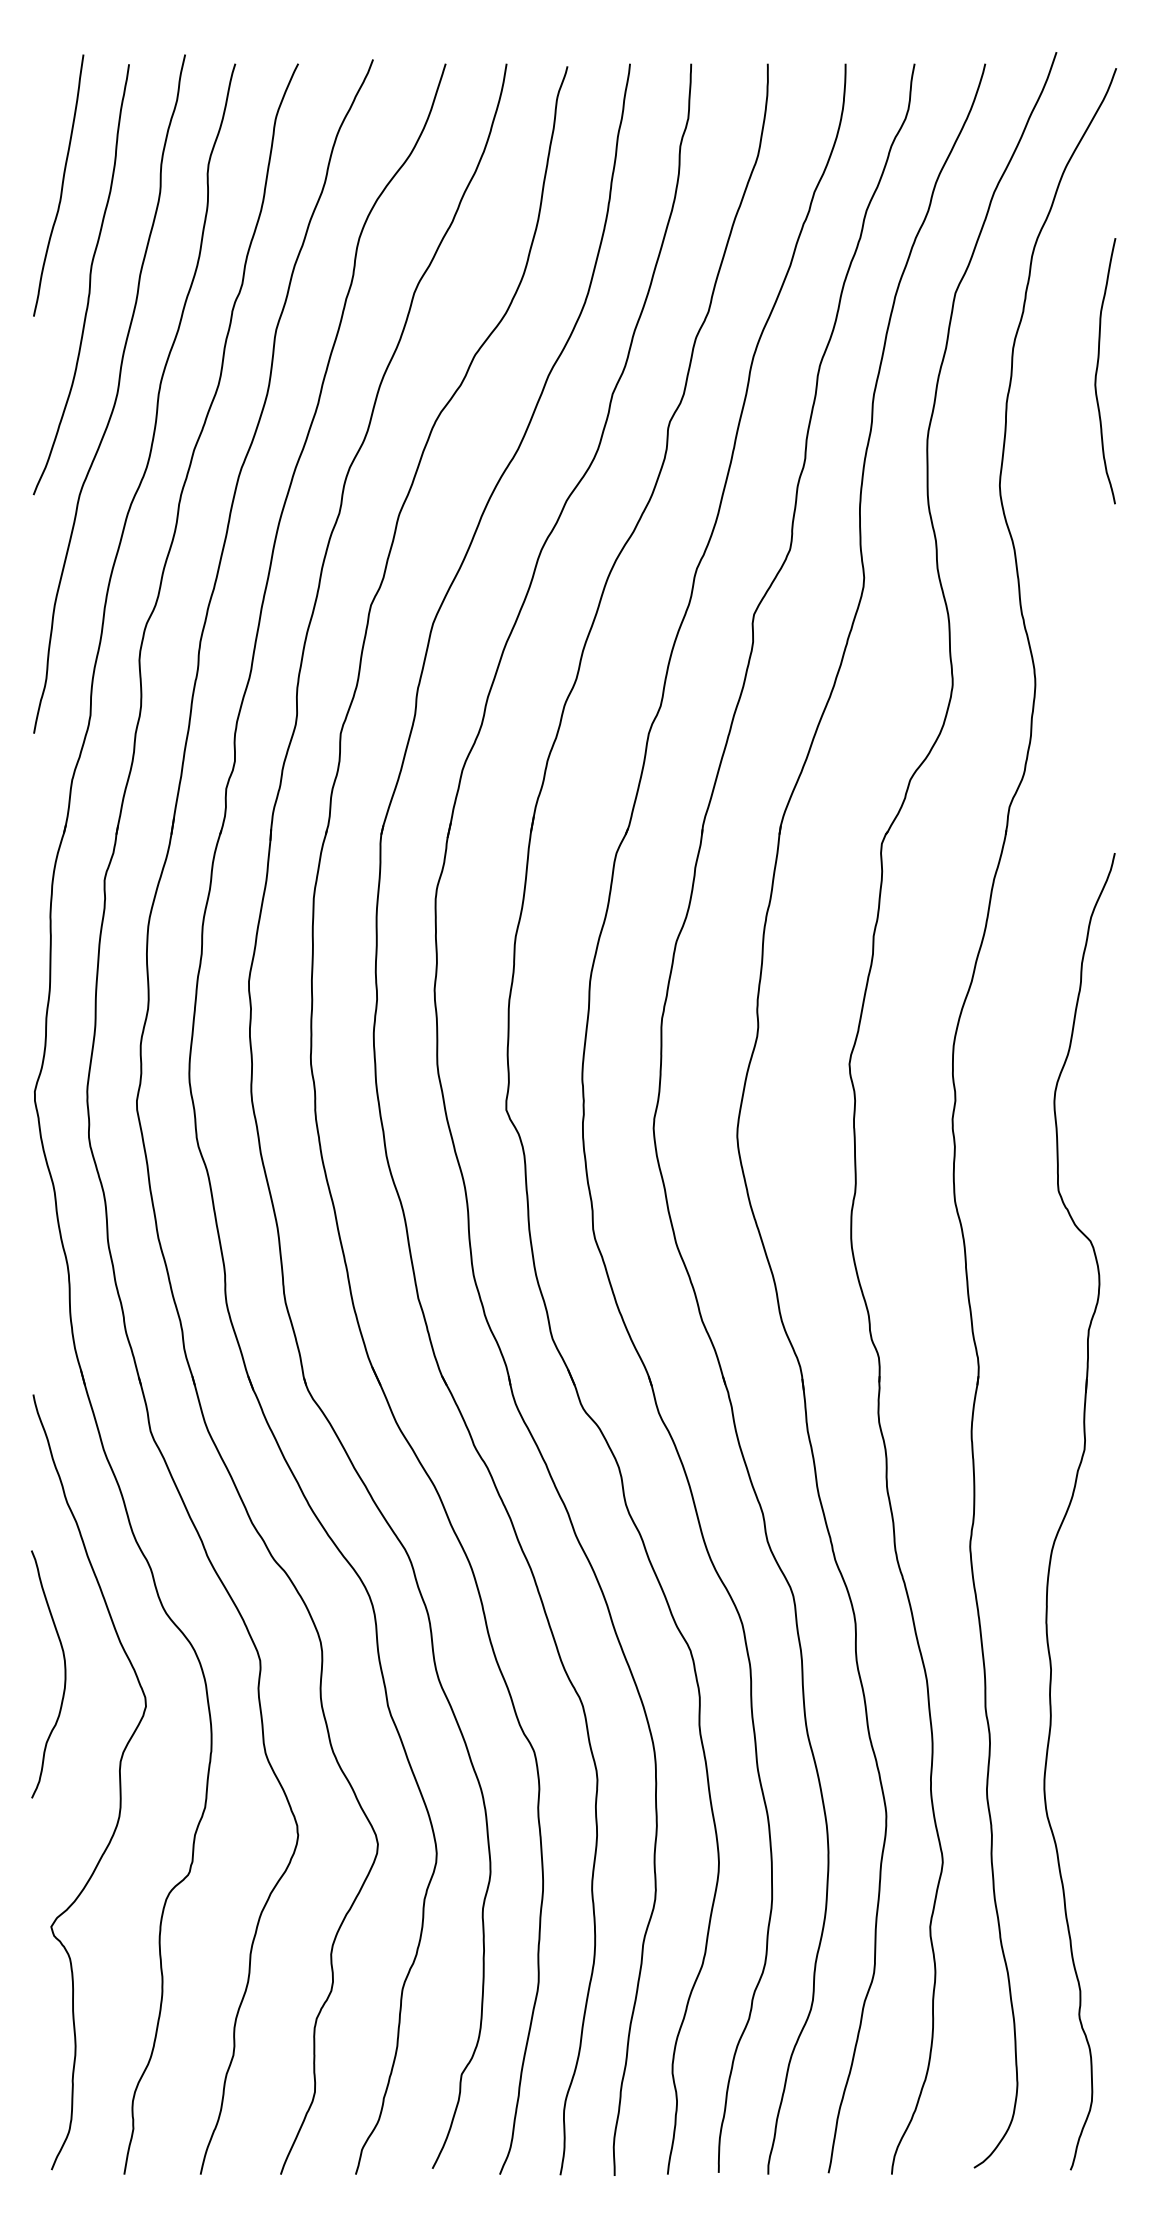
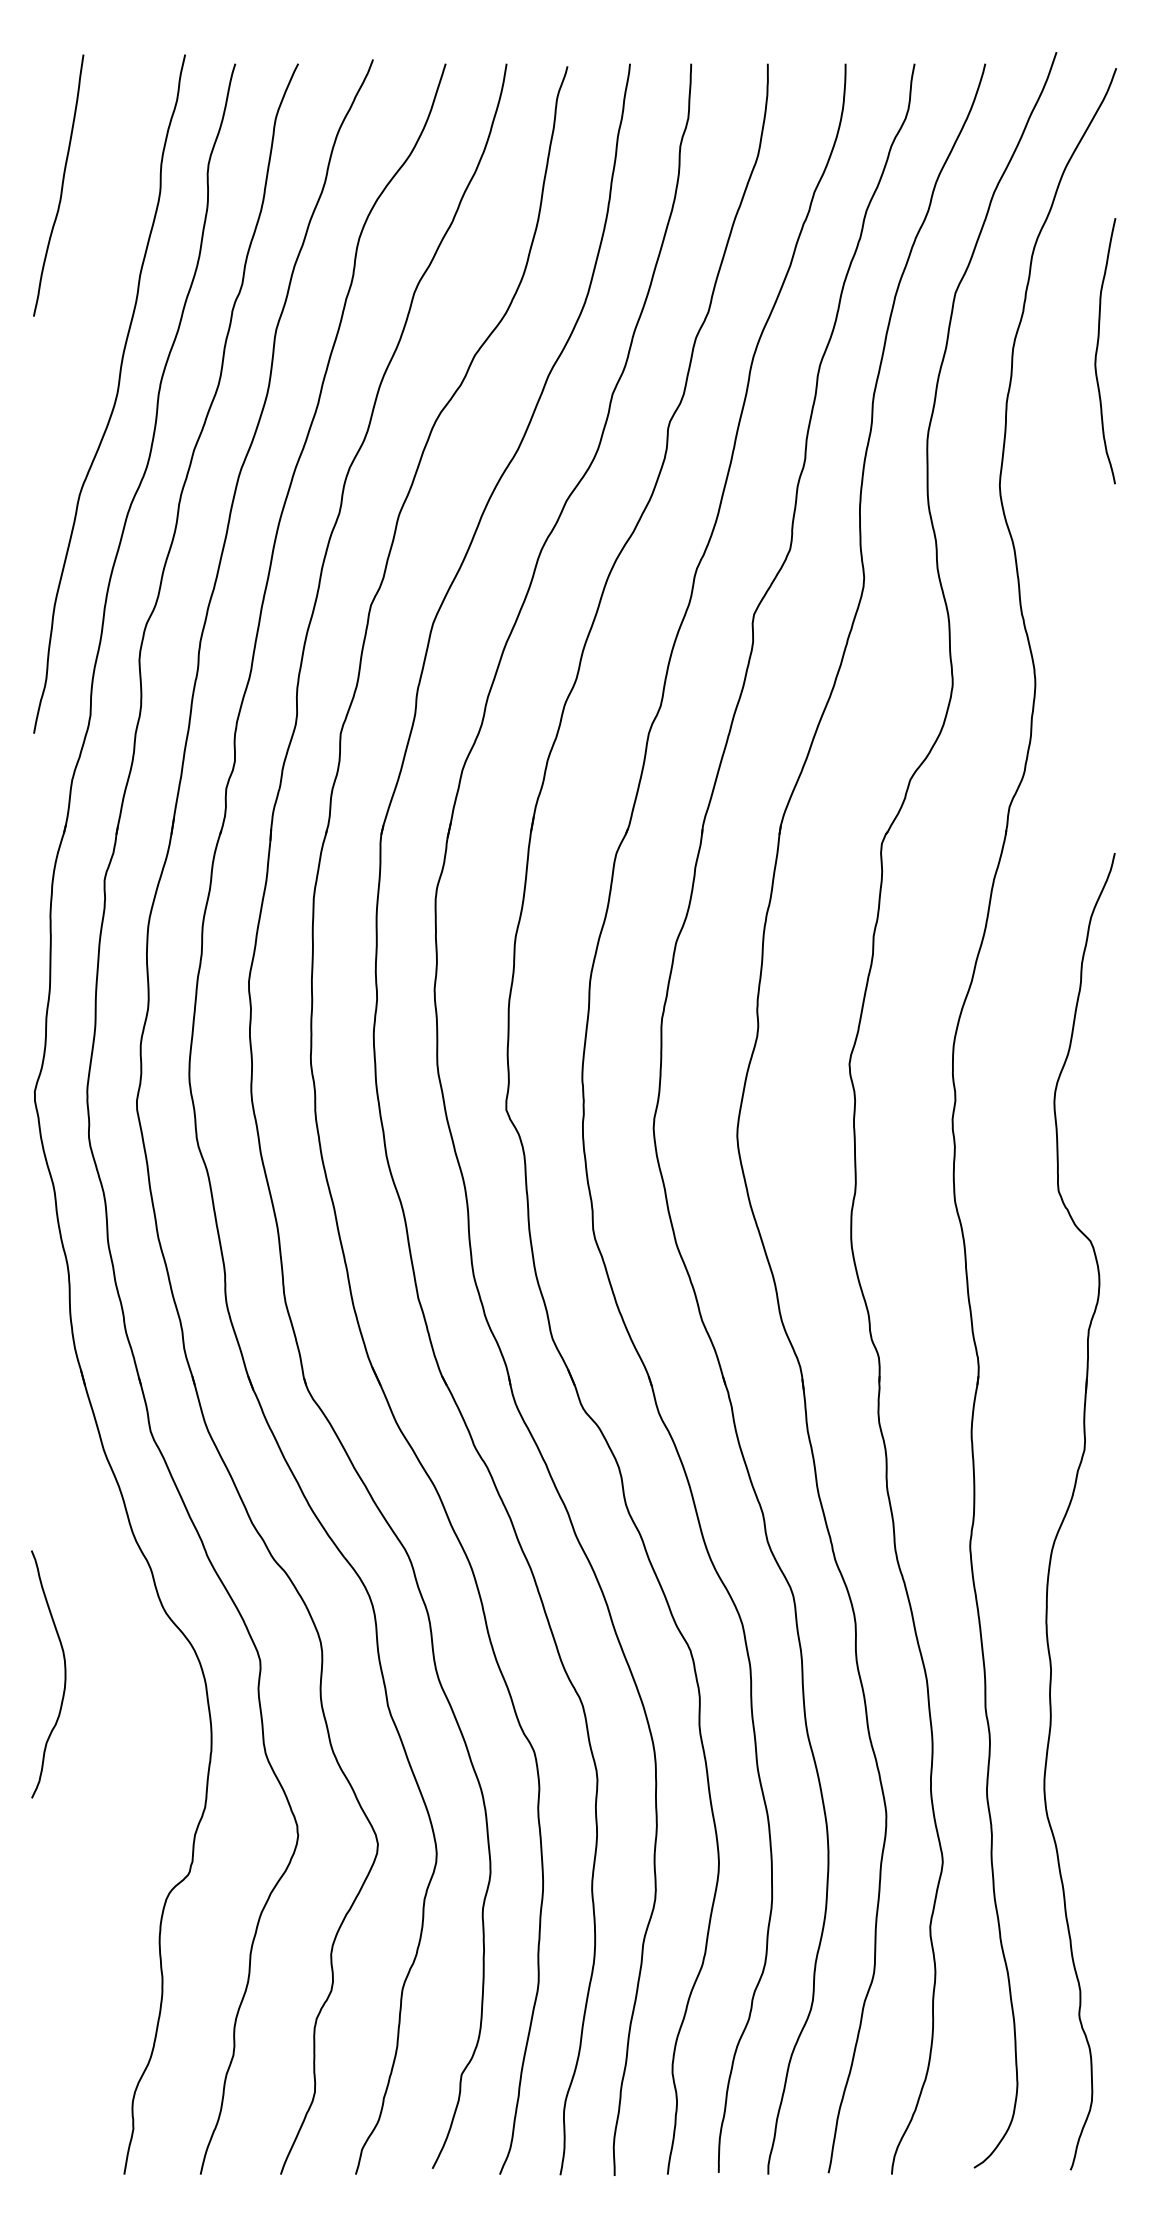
curve: present -> none (89, 279)
curve position: (1097, 371) -> (1097, 351) (1097, 351)
curve: present -> none (119, 1782)
